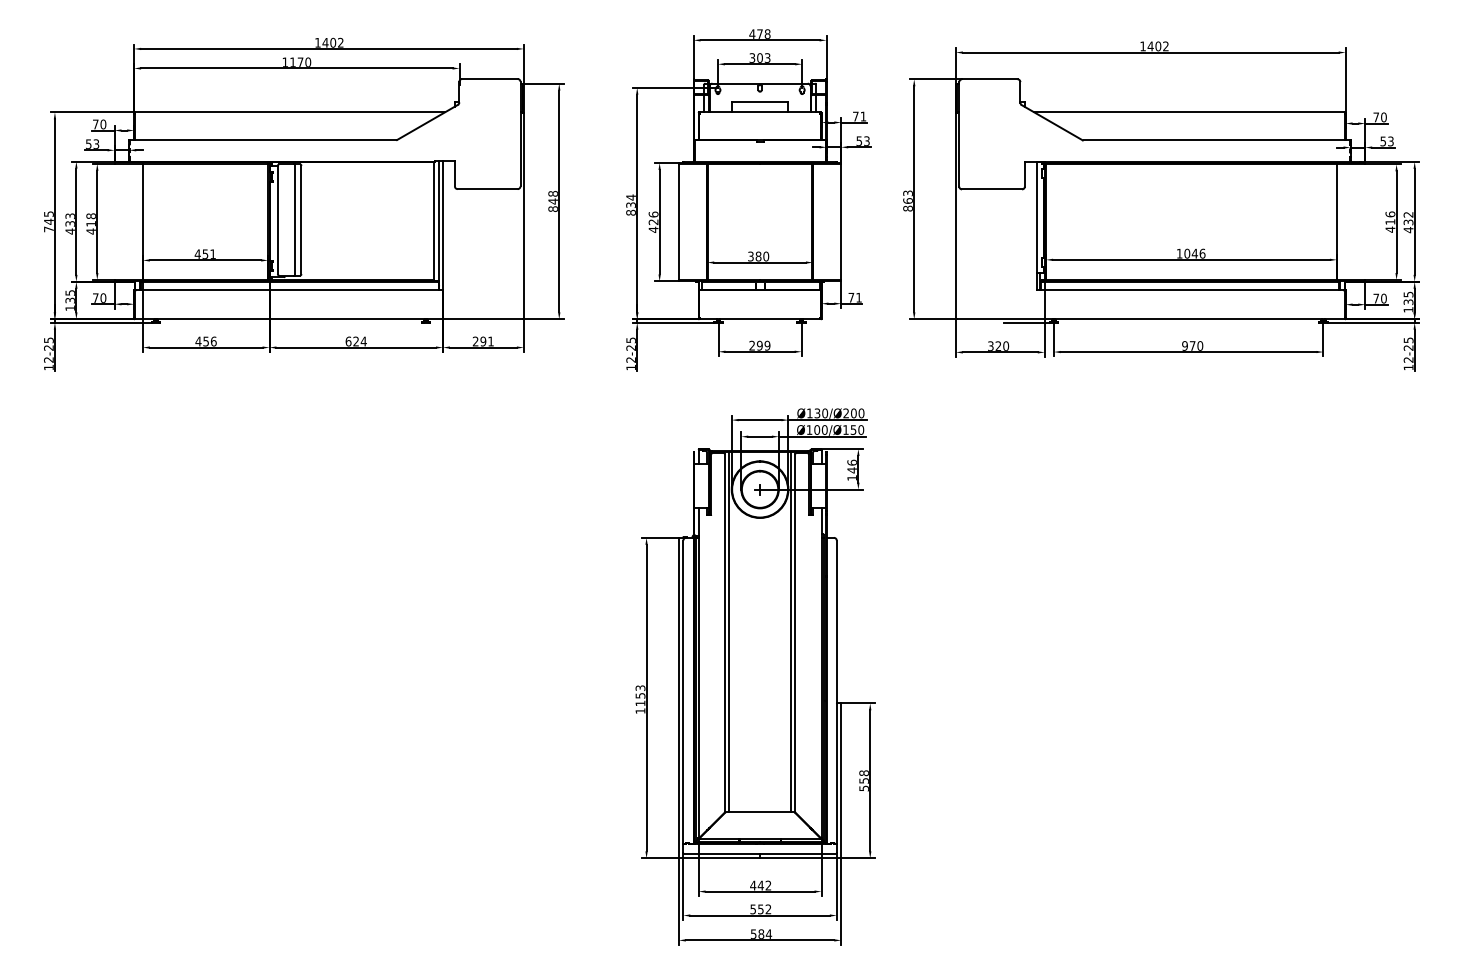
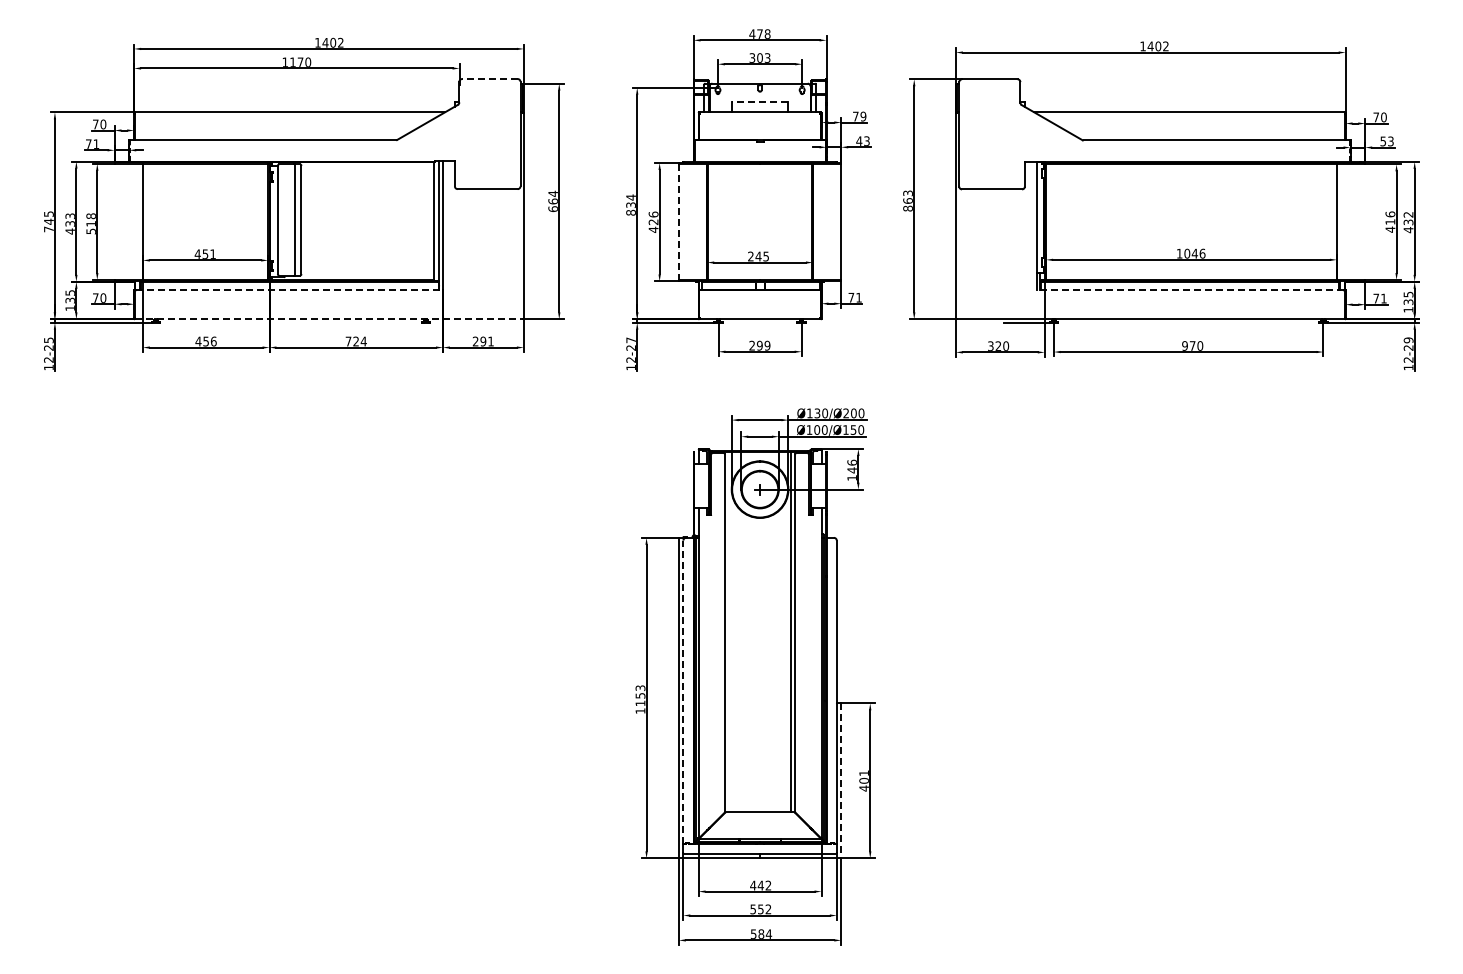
line: solid -> dashed (489, 79)
line: solid -> dashed (759, 102)
text: 71 -> 79 (863, 116)
text: 53 -> 43 (859, 140)
text: 53 -> 71 (92, 143)
text: 848 -> 664 (552, 201)
line: solid -> dashed (678, 222)
text: 418 -> 518 (90, 231)
text: 380 -> 245 (758, 256)
line: solid -> dashed (290, 290)
line: solid -> dashed (1189, 290)
text: 70 -> 71 (1383, 298)
line: solid -> dashed (329, 319)
text: 12-25 -> 12-27 (630, 340)
text: 12-25 -> 12-29 (1408, 340)
text: 624 -> 724 (348, 341)
line: present -> none (729, 632)
line: solid -> dashed (683, 692)
text: 558 -> 401 (863, 780)
line: solid -> dashed (841, 781)
